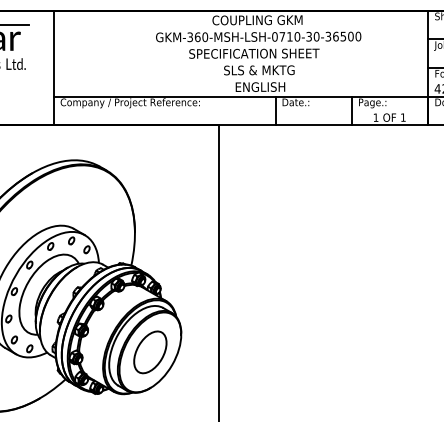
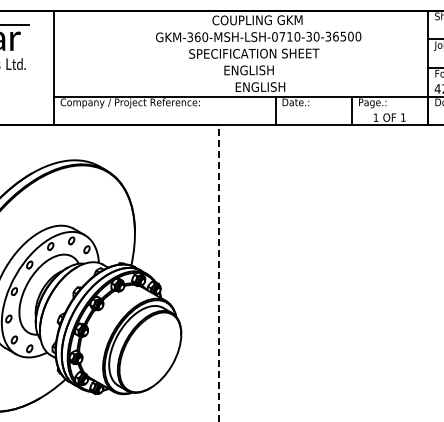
text: SLS & MKTG -> ENGLISH (259, 70)
line: solid -> dashed (218, 273)
part: present -> none (150, 352)
